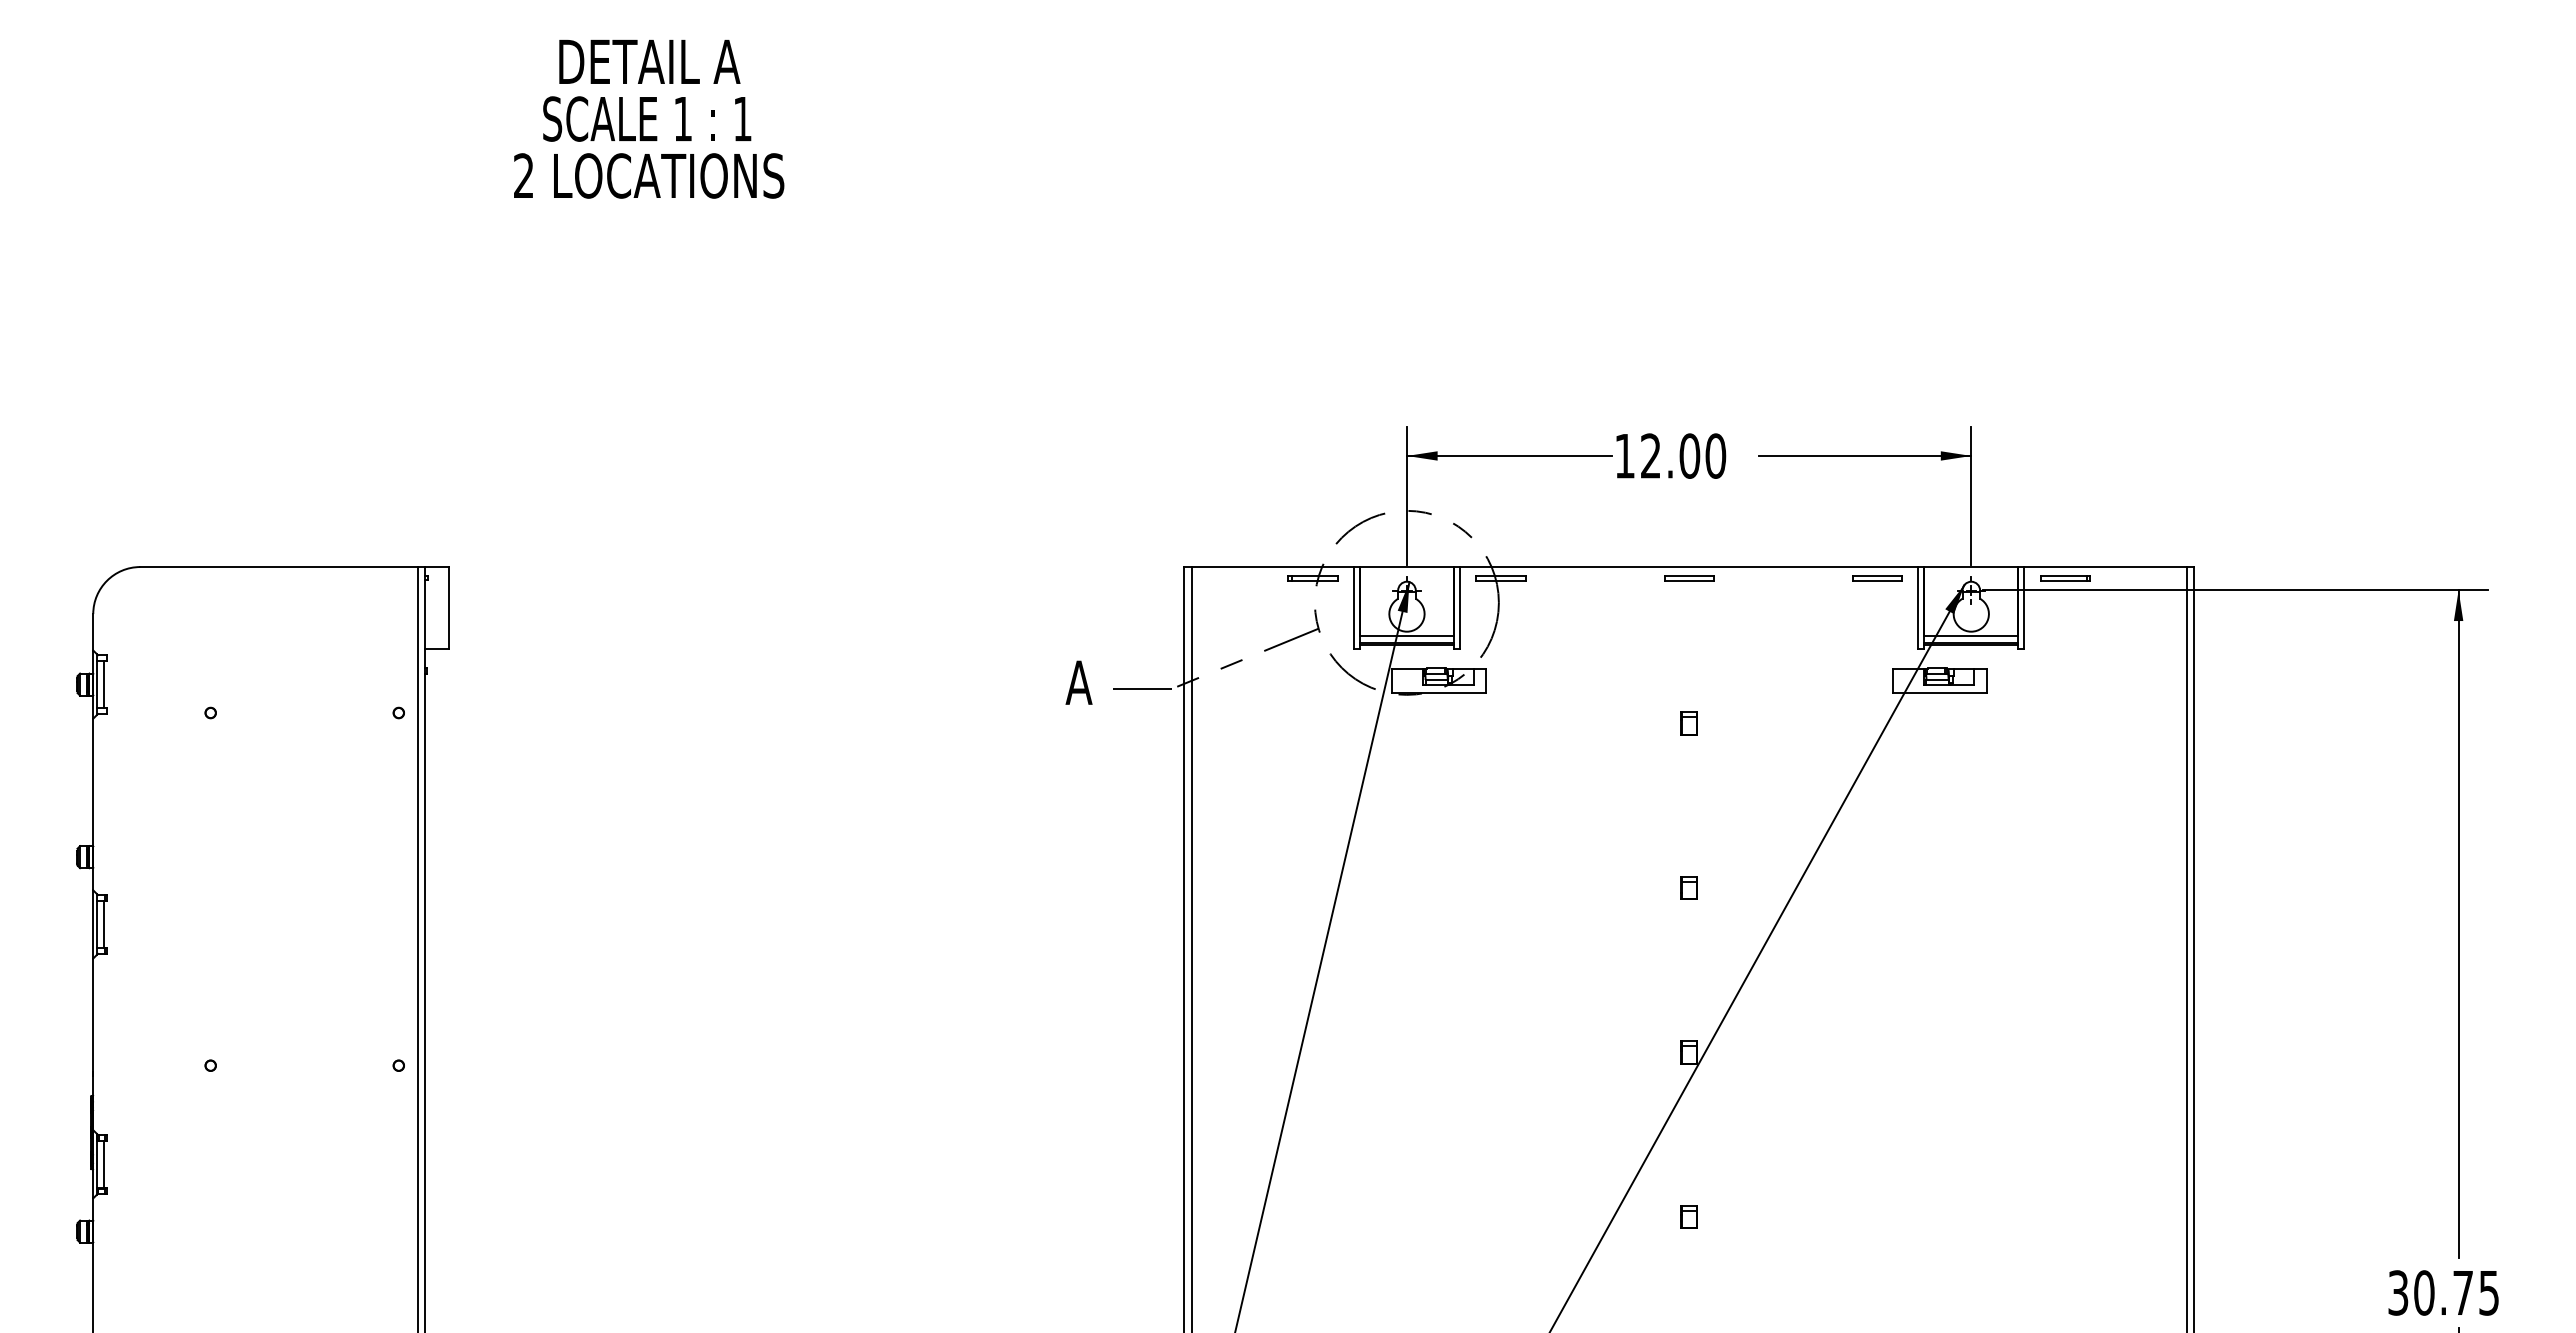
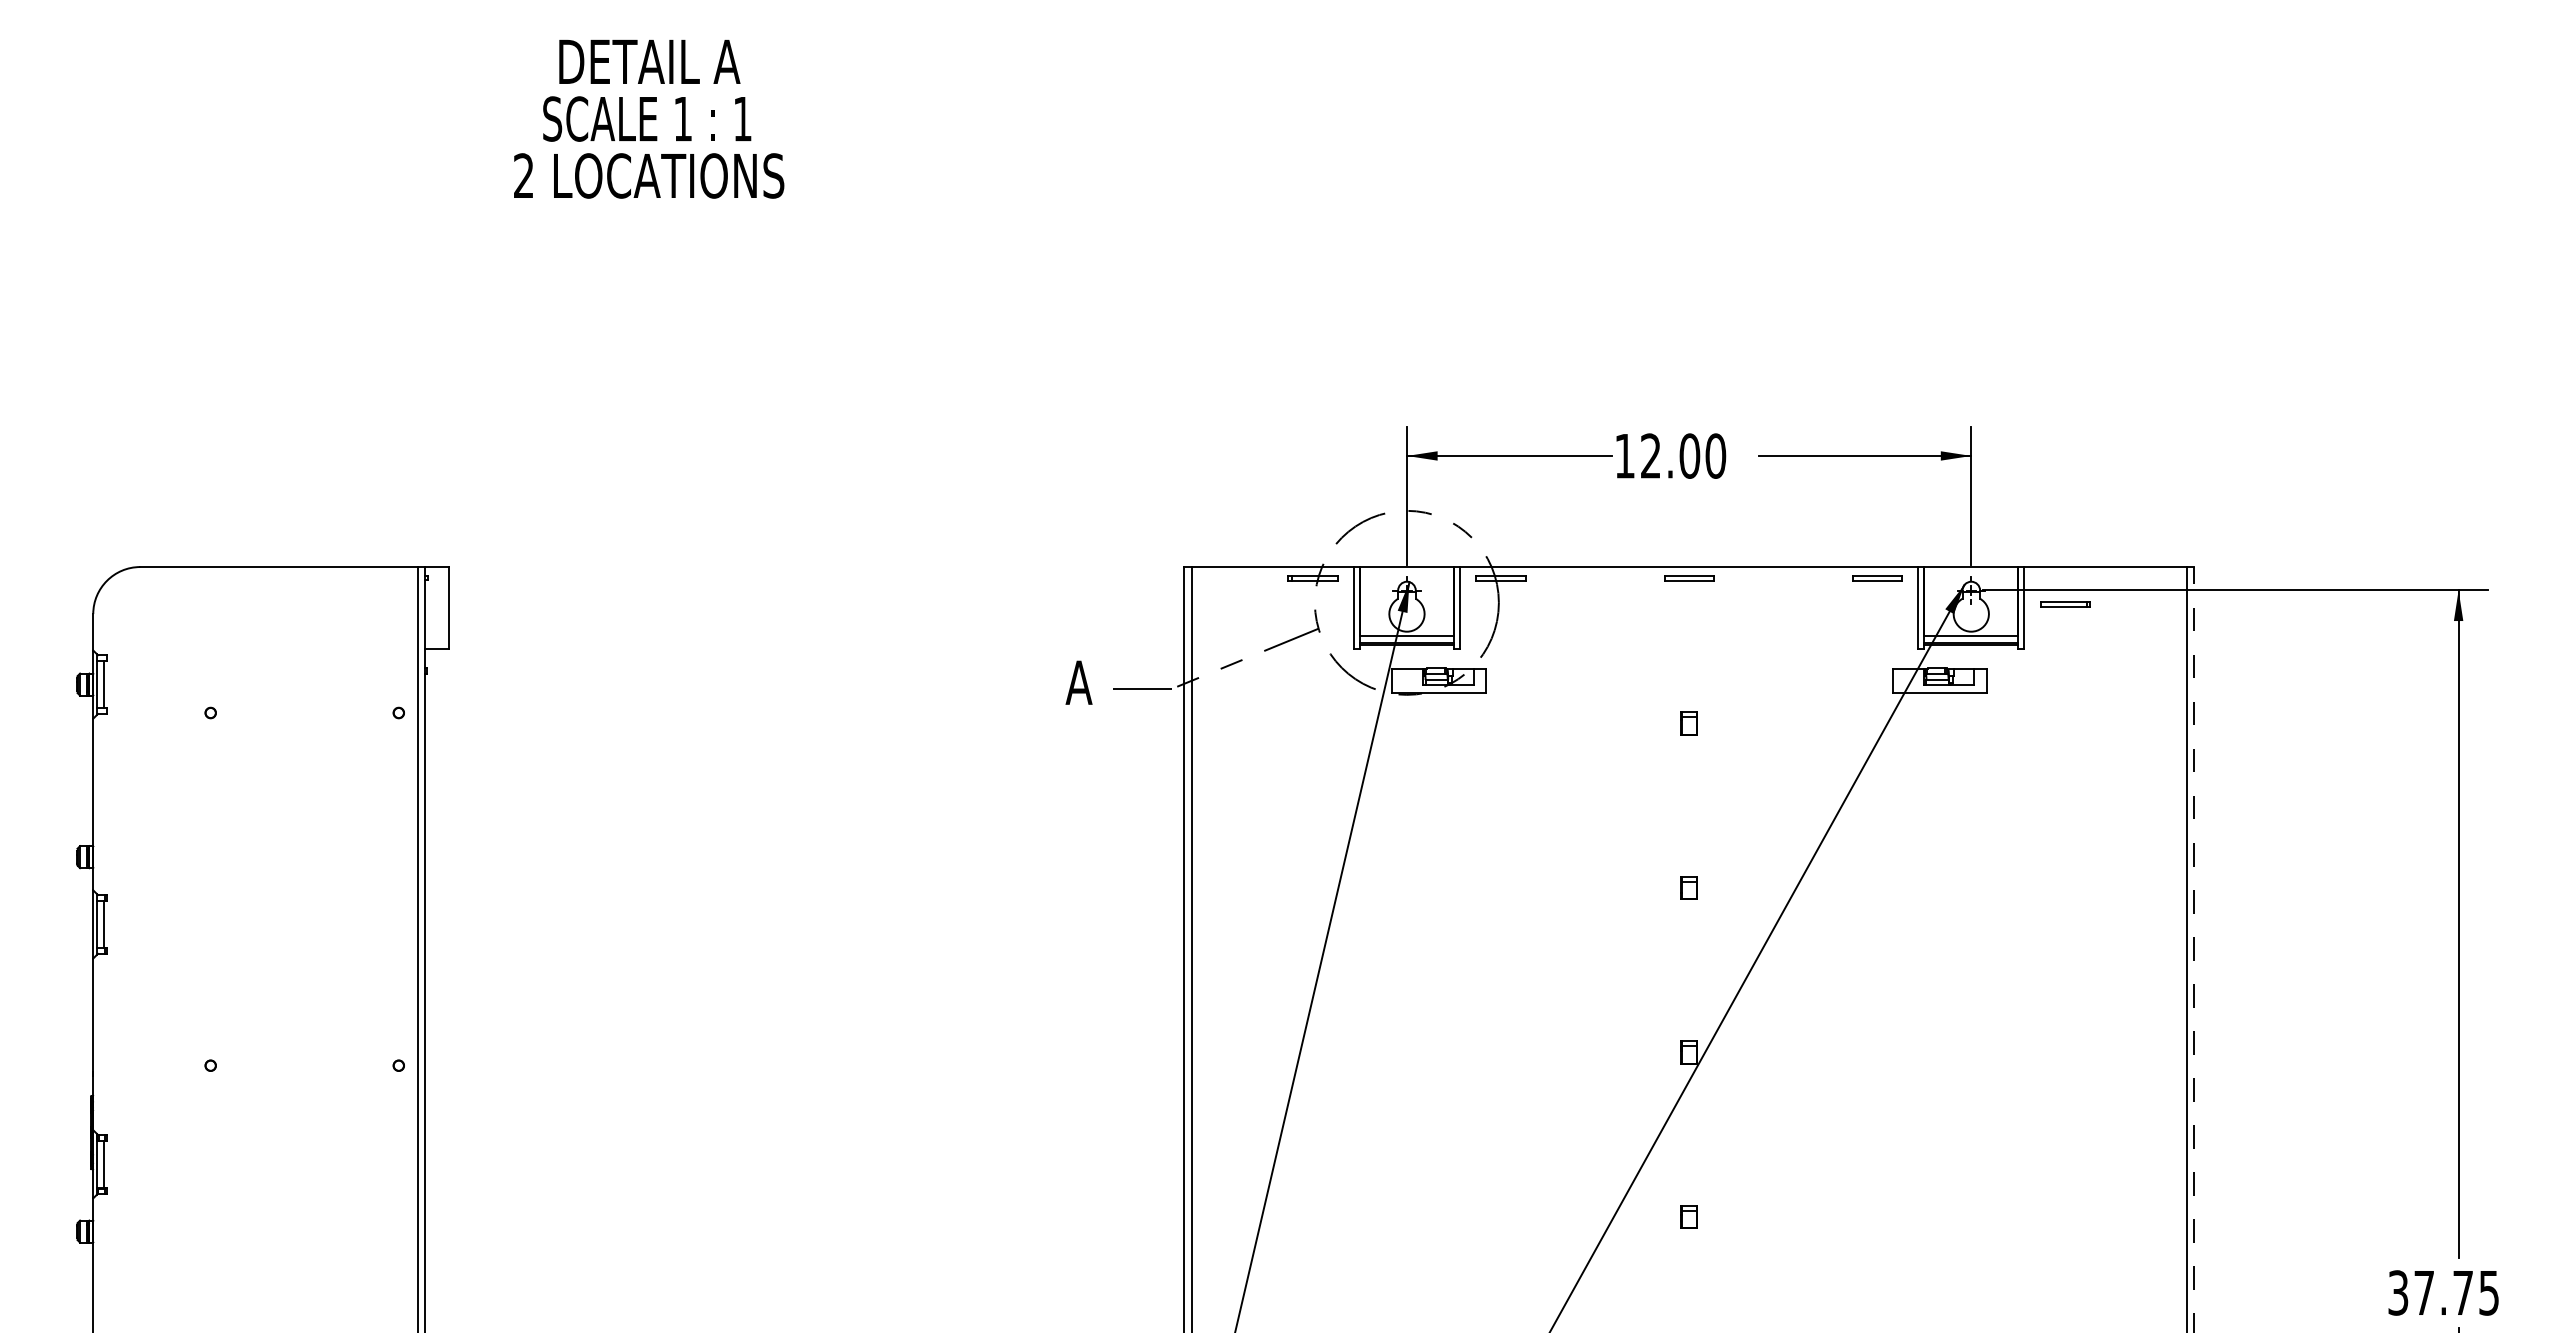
part position: (2065, 578) -> (2065, 604) (2065, 604)
line: solid -> dashed (2193, 949)
text: 30.75 -> 37.75 (2424, 1292)
